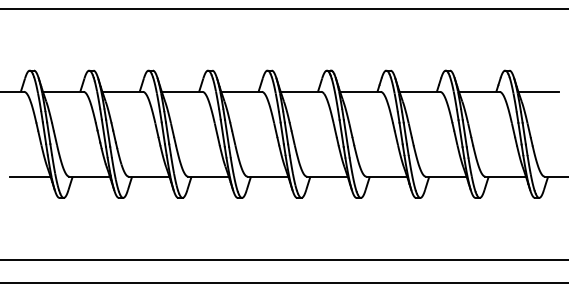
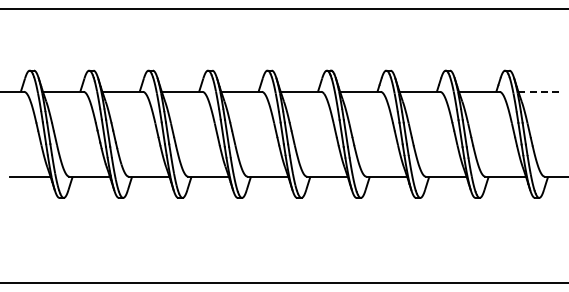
line: solid -> dashed (539, 91)
line: present -> none (283, 259)
